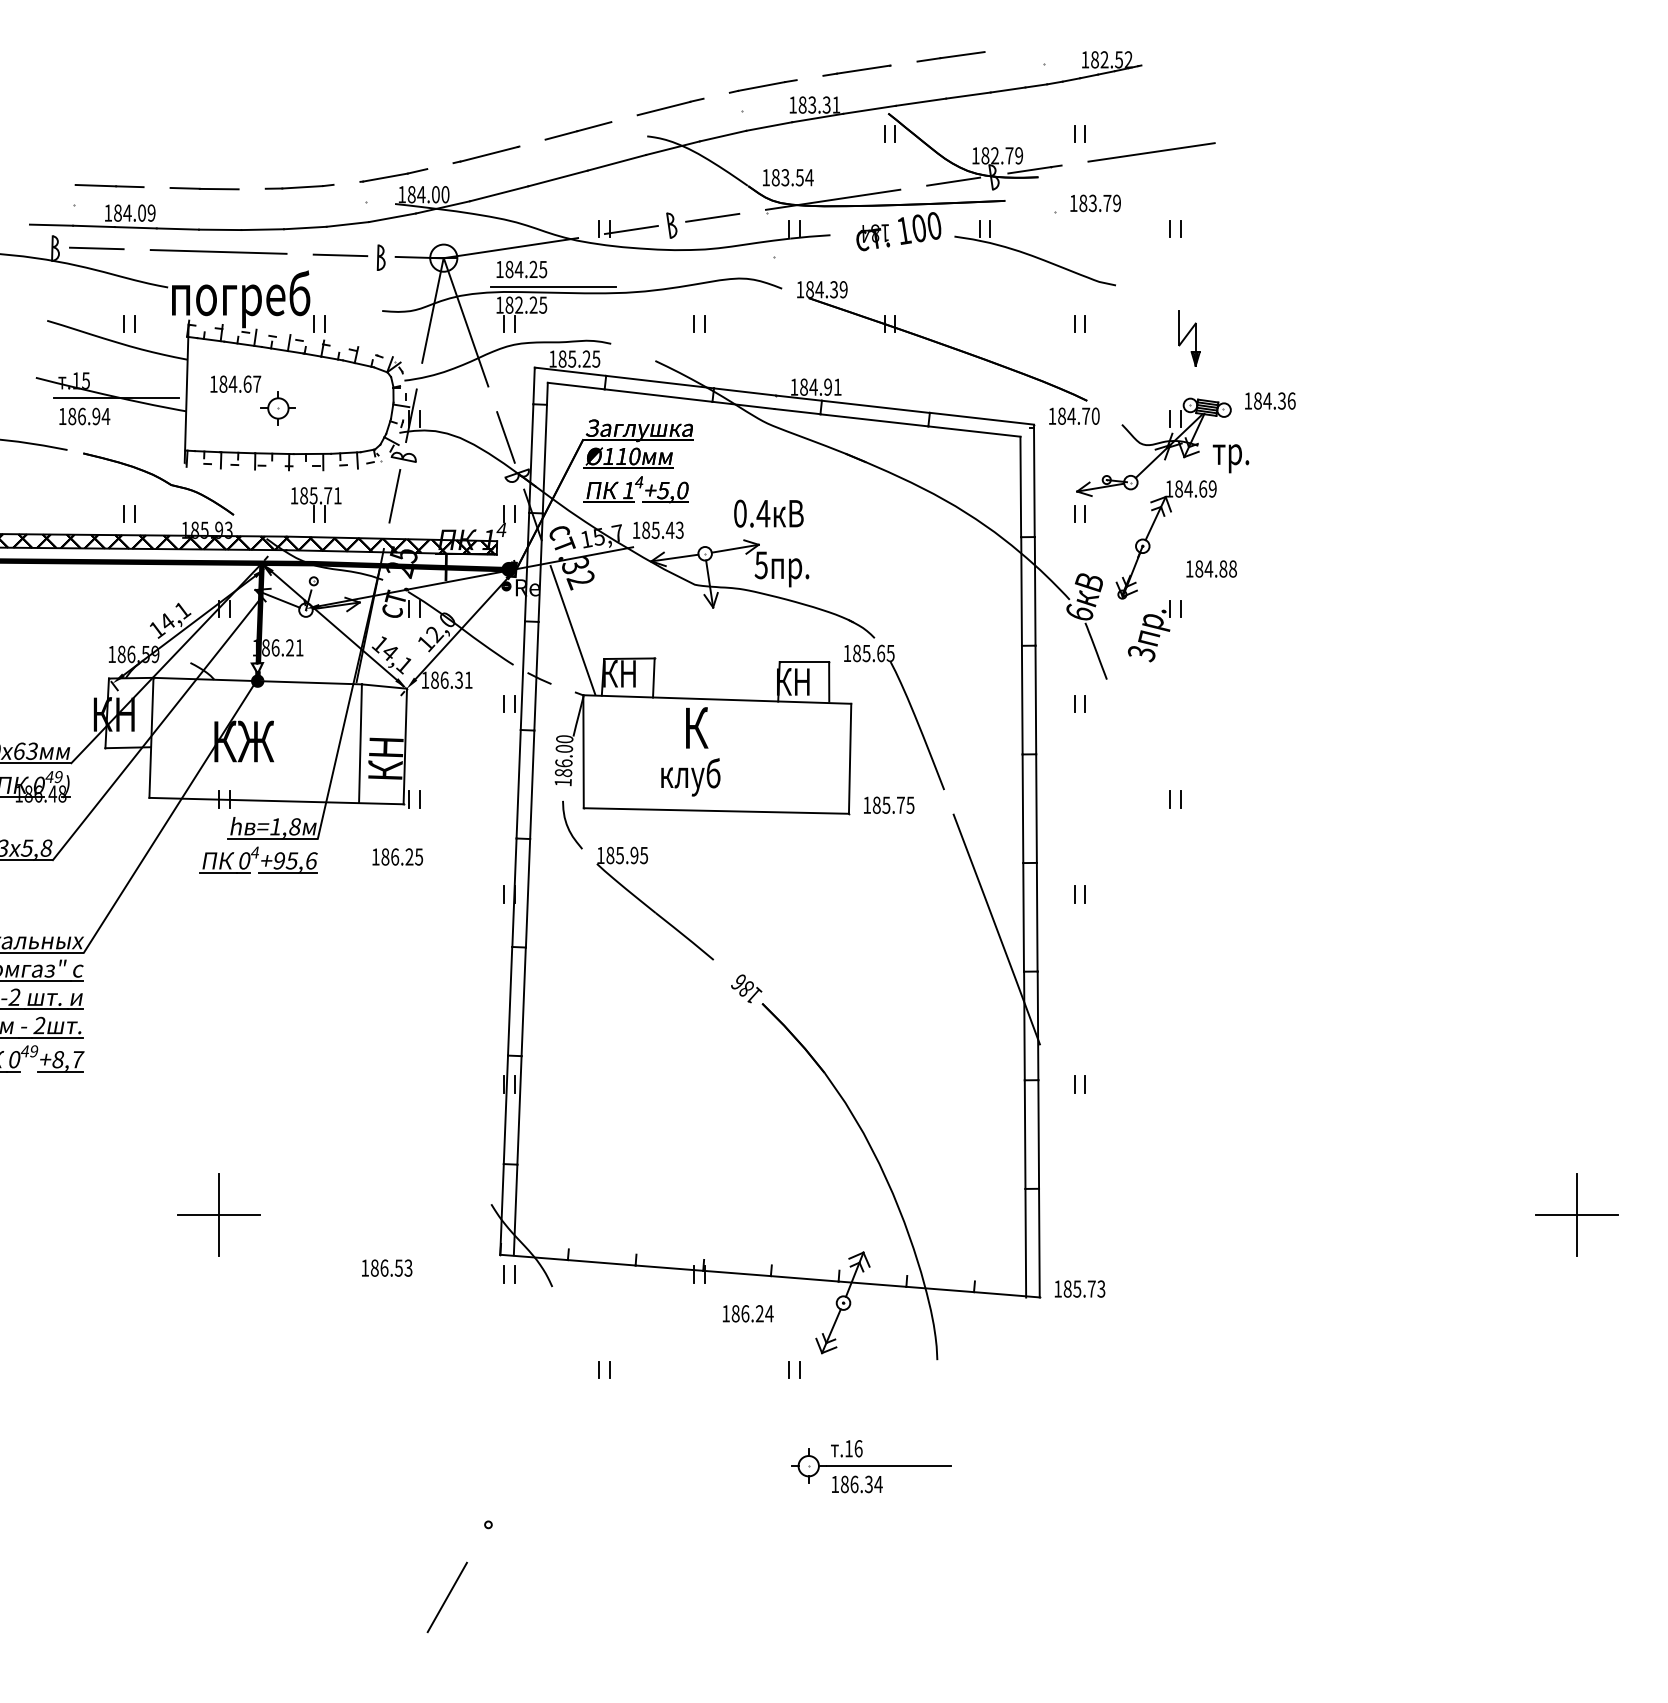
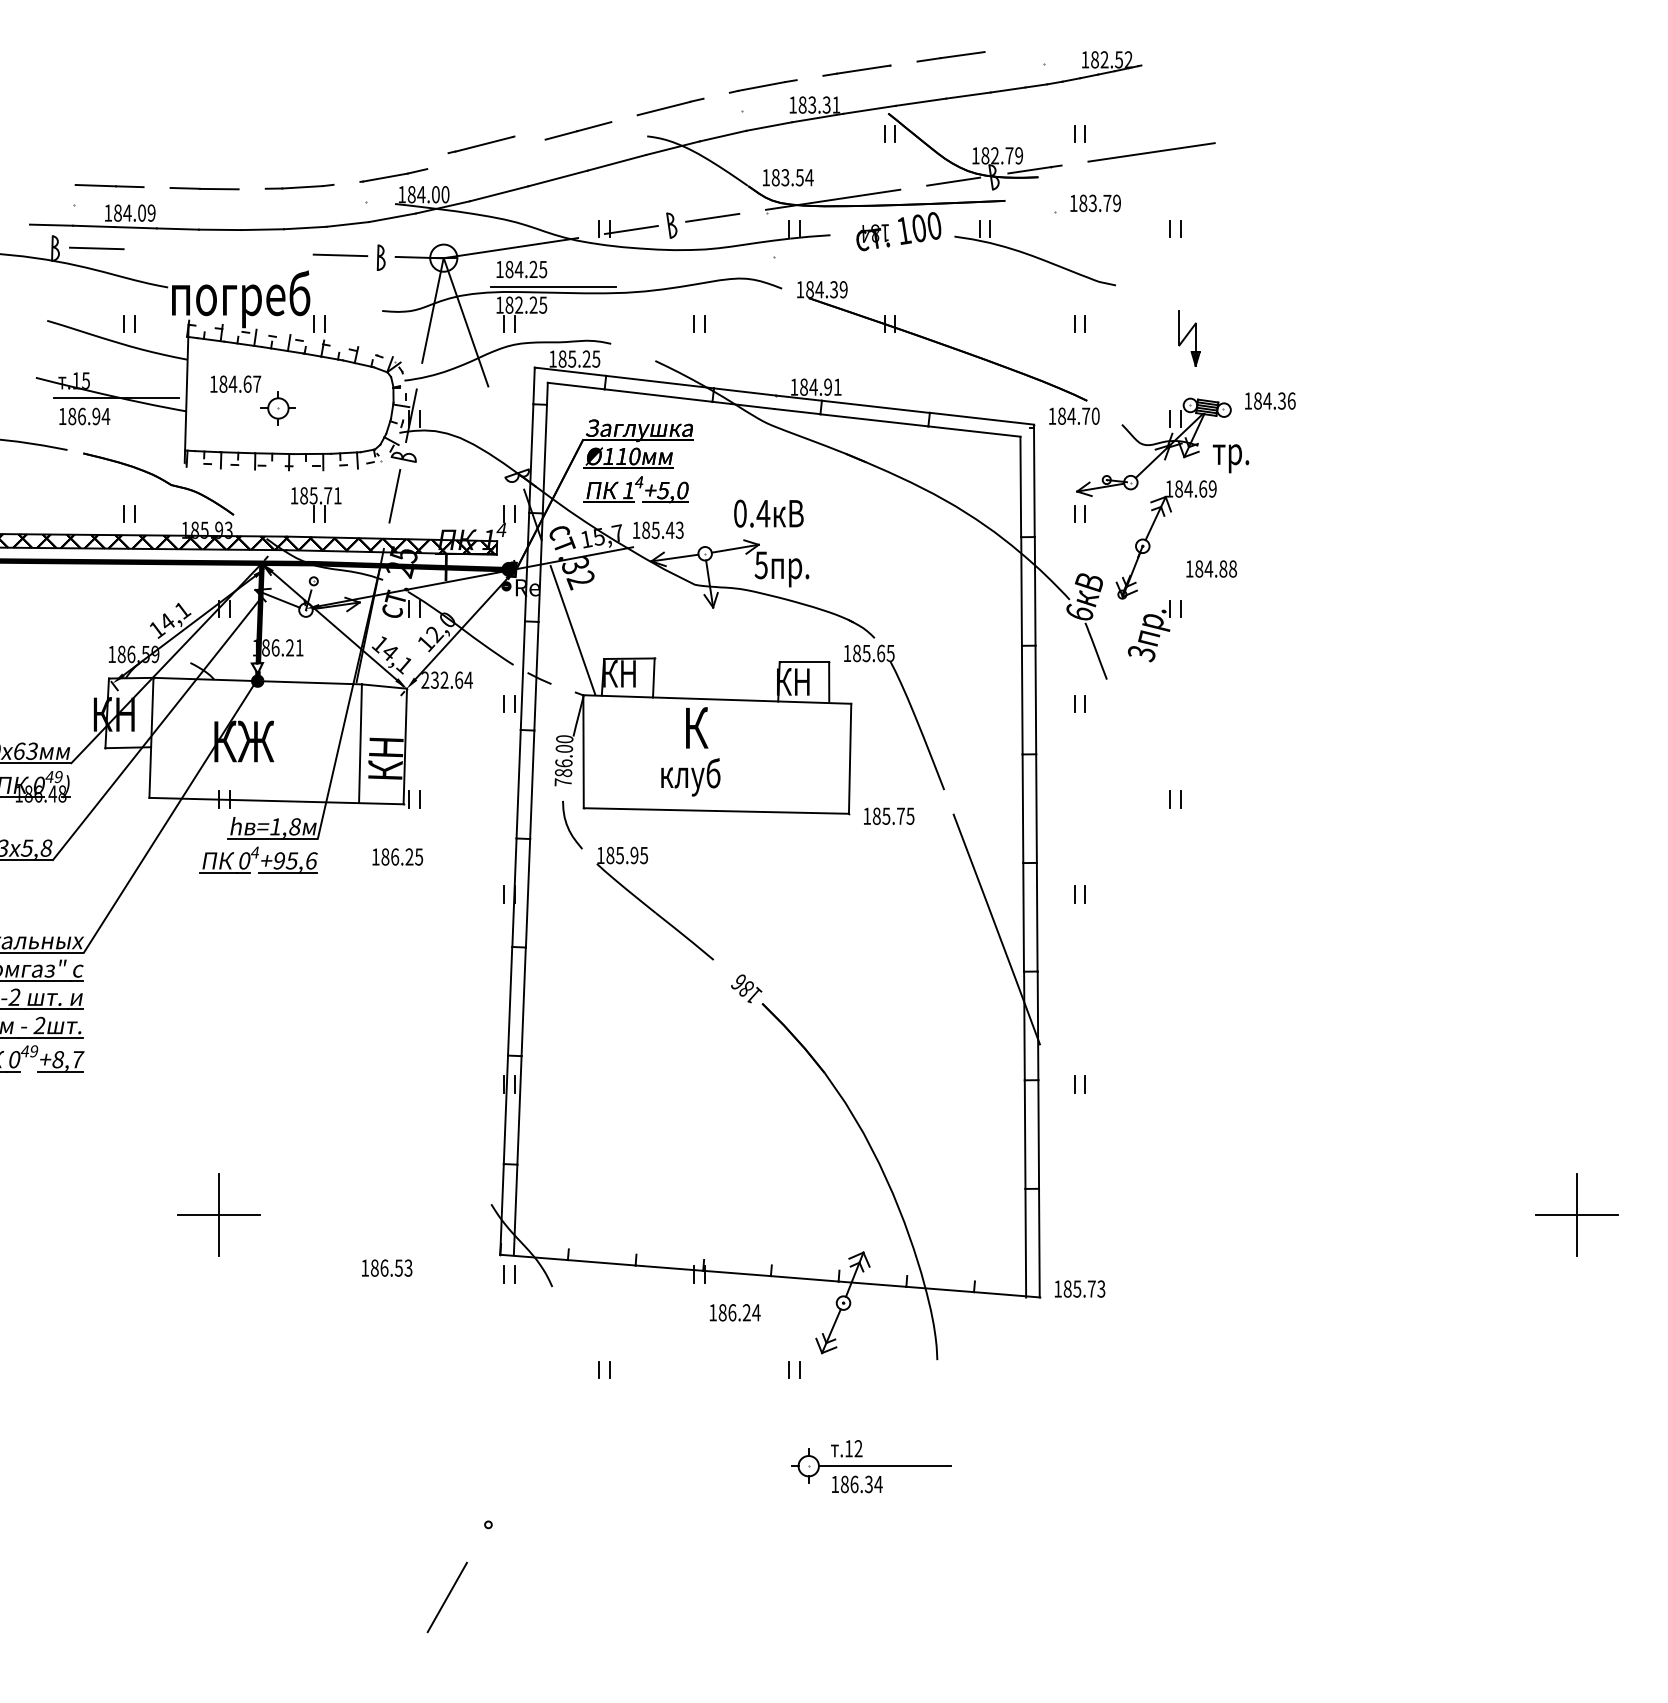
line position: (486, 154) -> (481, 144) (481, 144)
line: present -> none (218, 251)
line: present -> none (505, 437)
text: 186.31 -> 232.64 (446, 679)
text: 186.00 -> 786.00 (562, 782)
text position: (889, 804) -> (889, 815) (889, 815)
text position: (747, 1313) -> (734, 1312) (734, 1312)
text: .16 -> .12 (858, 1448)
